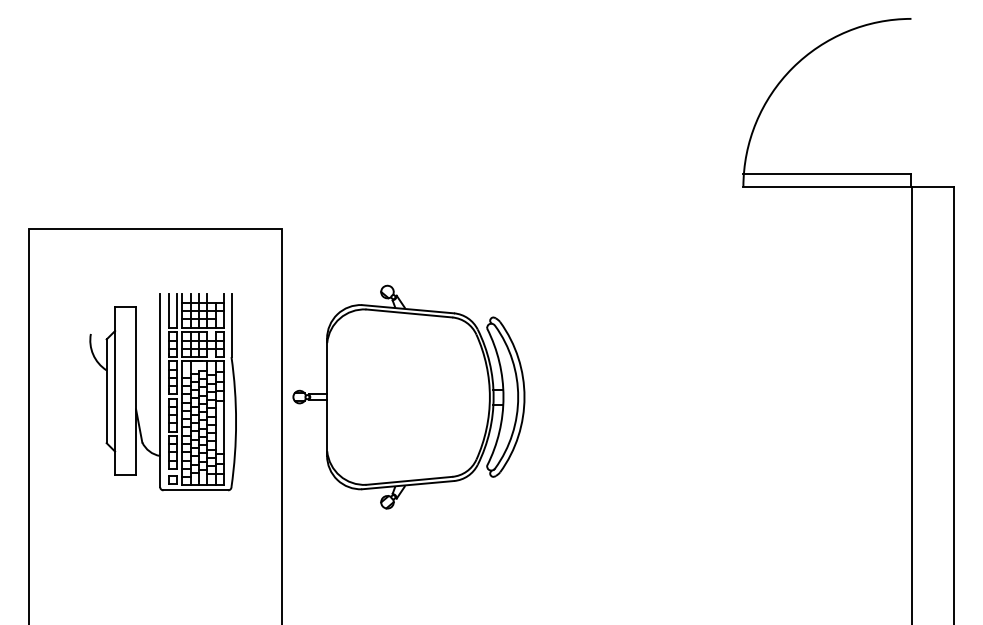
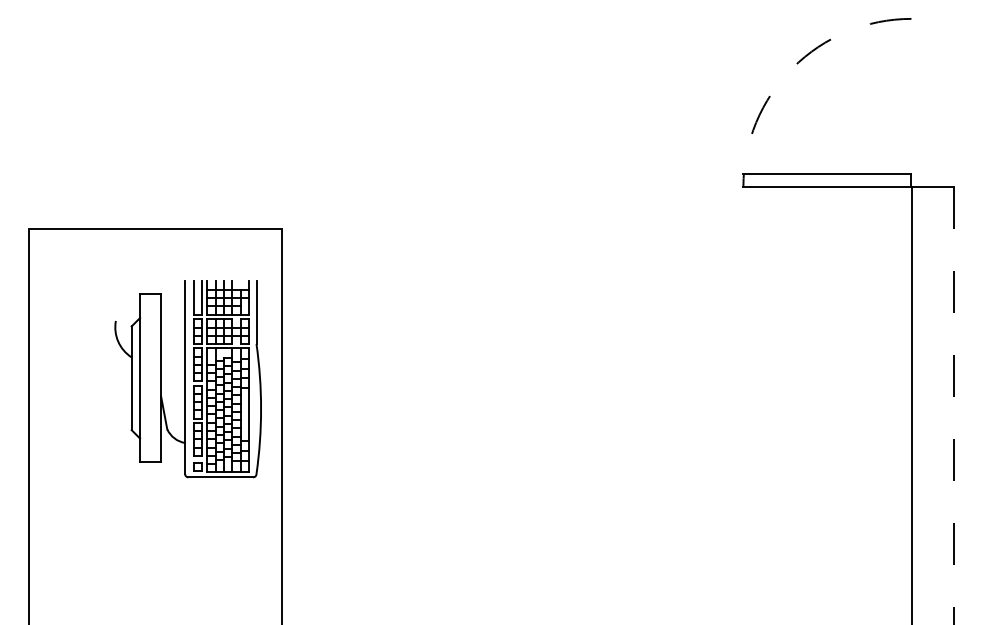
arc: solid -> dashed (792, 68)
part position: (162, 392) -> (187, 379) (187, 379)
part: present -> none (408, 396)
line: solid -> dashed (953, 405)
